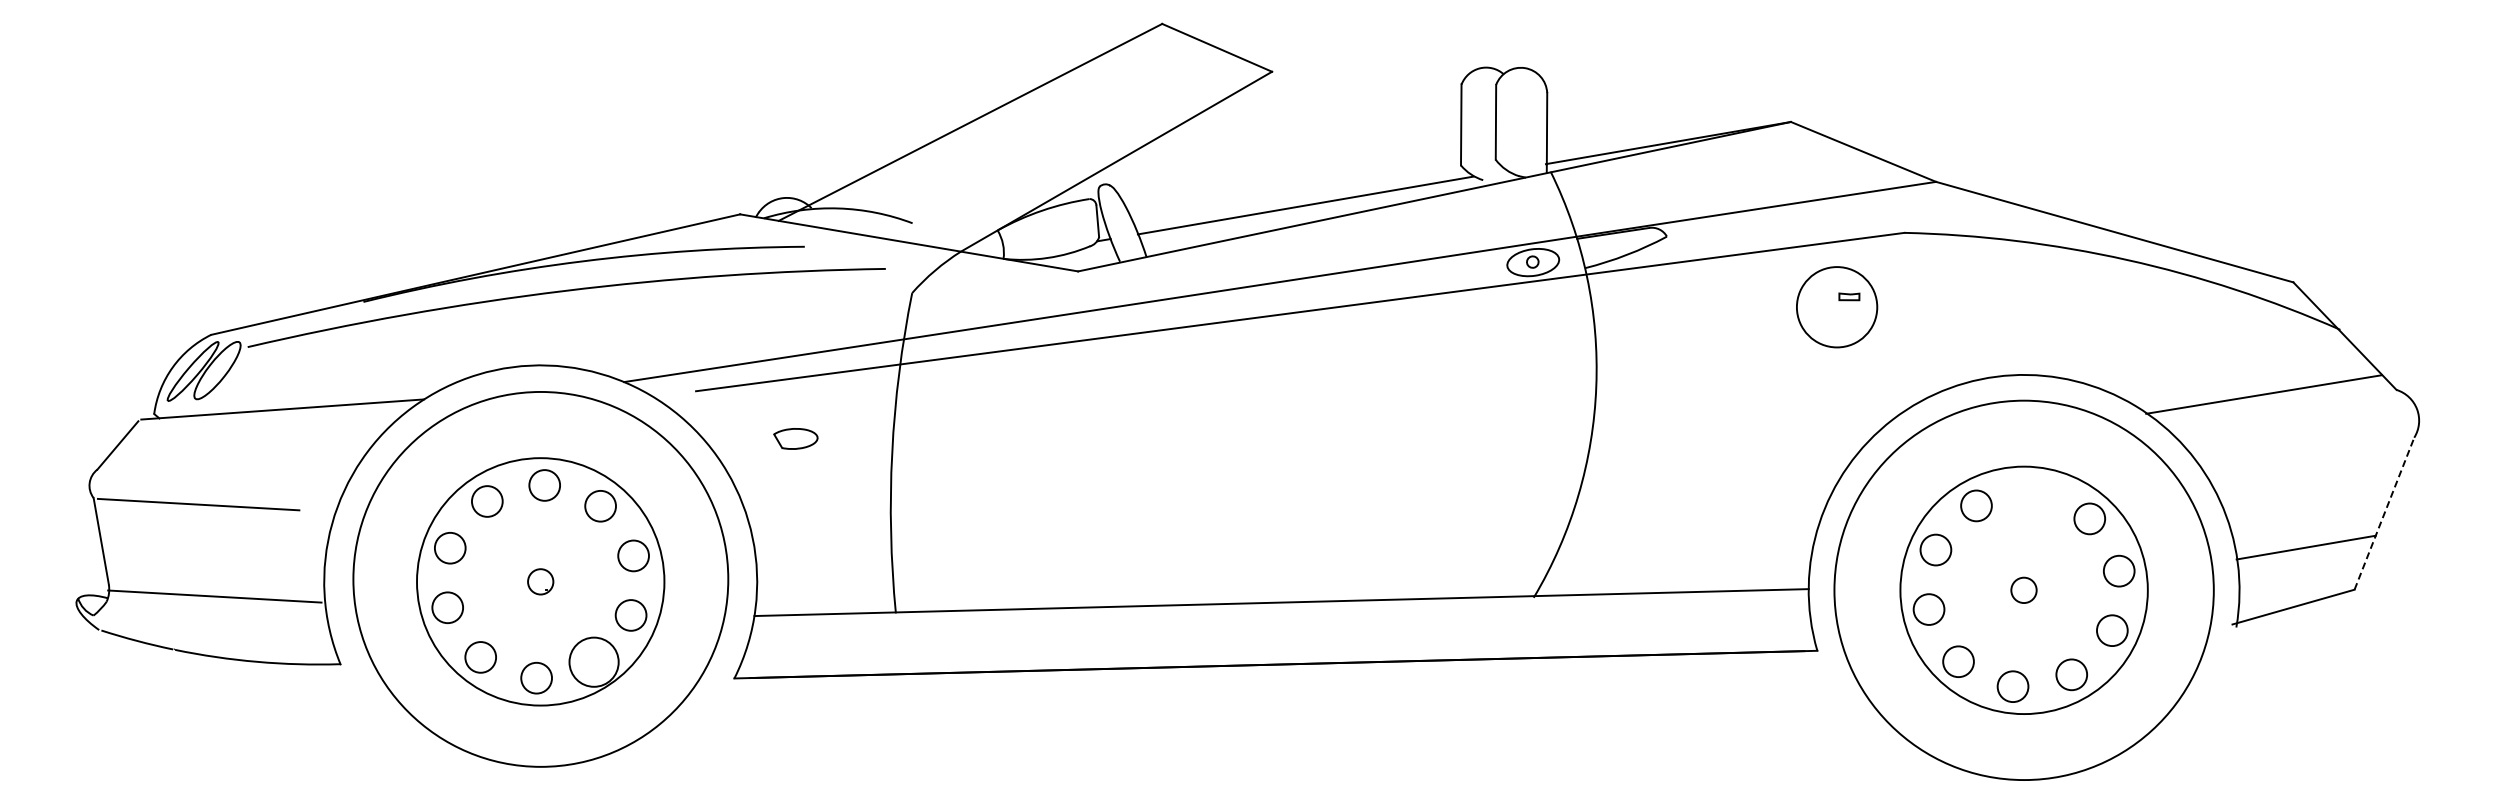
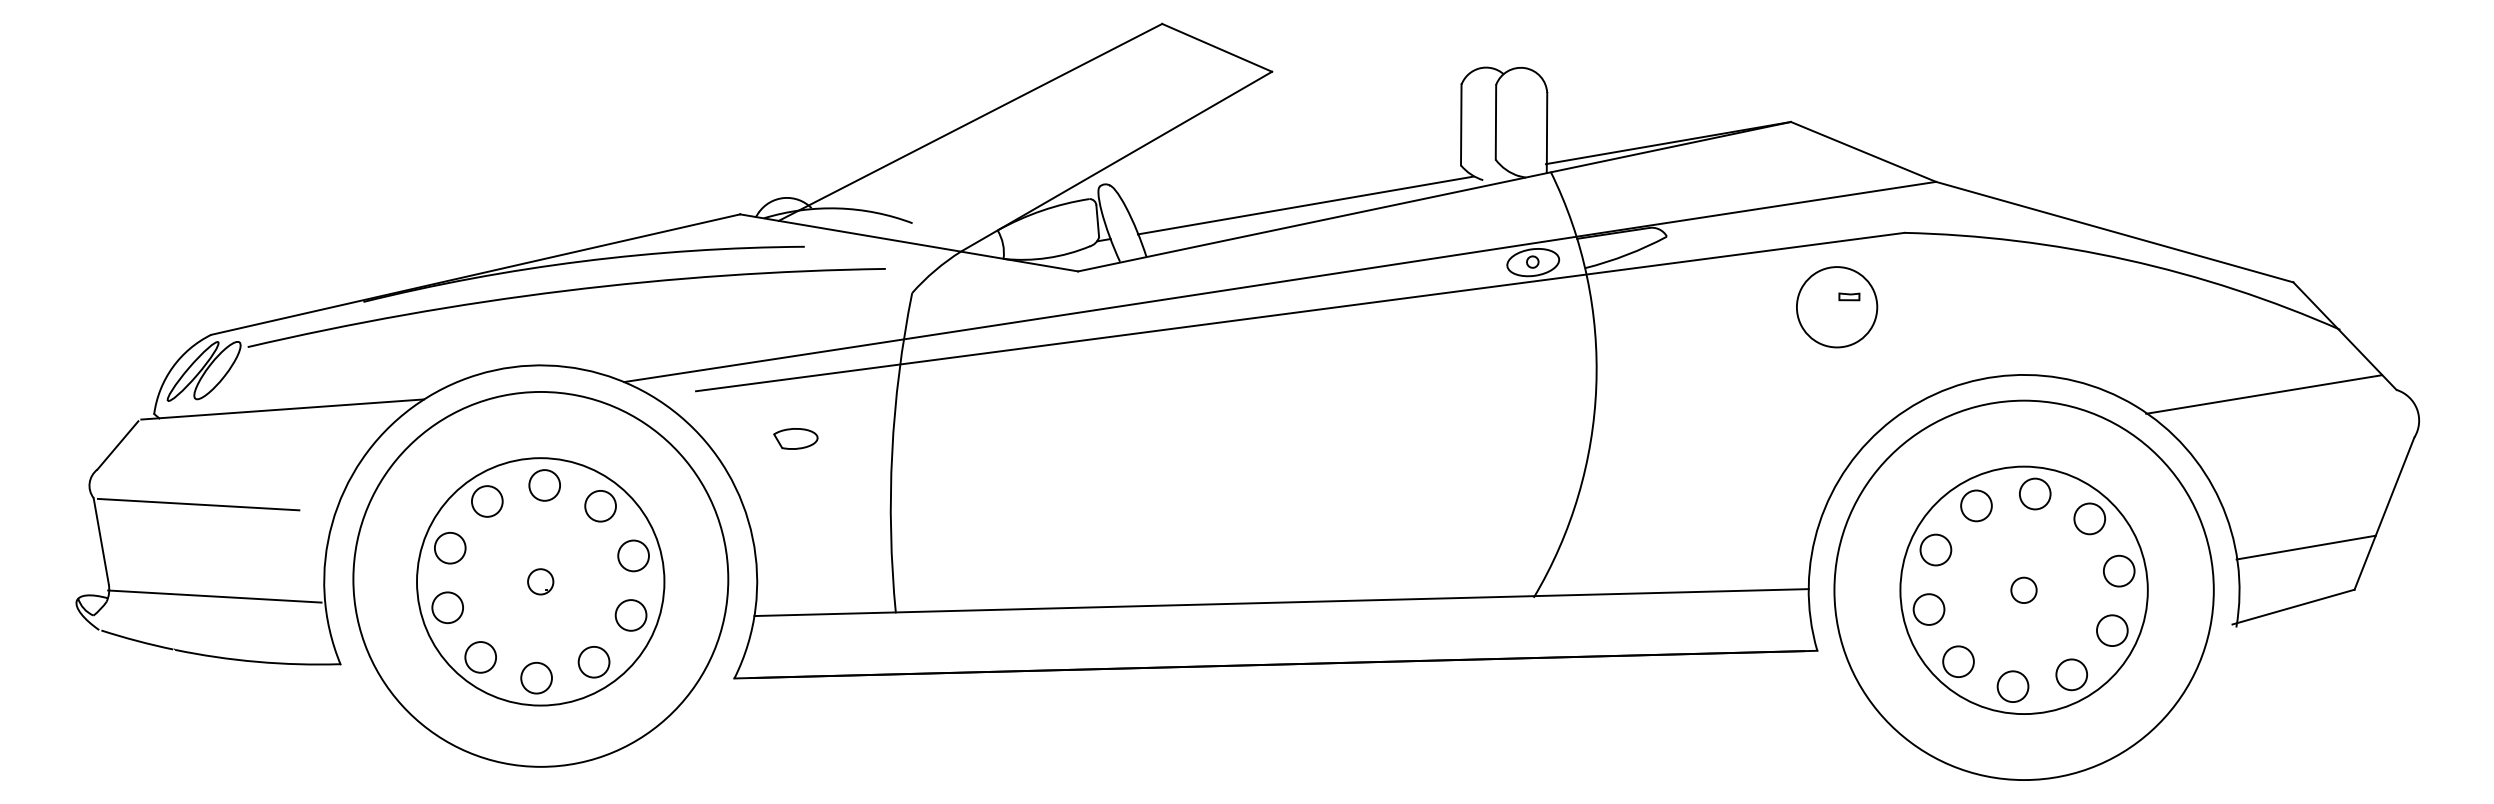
circle: none -> present (2035, 493)
line: dashed -> solid (2384, 513)
circle diameter: 49 px -> 31 px (593, 661)
